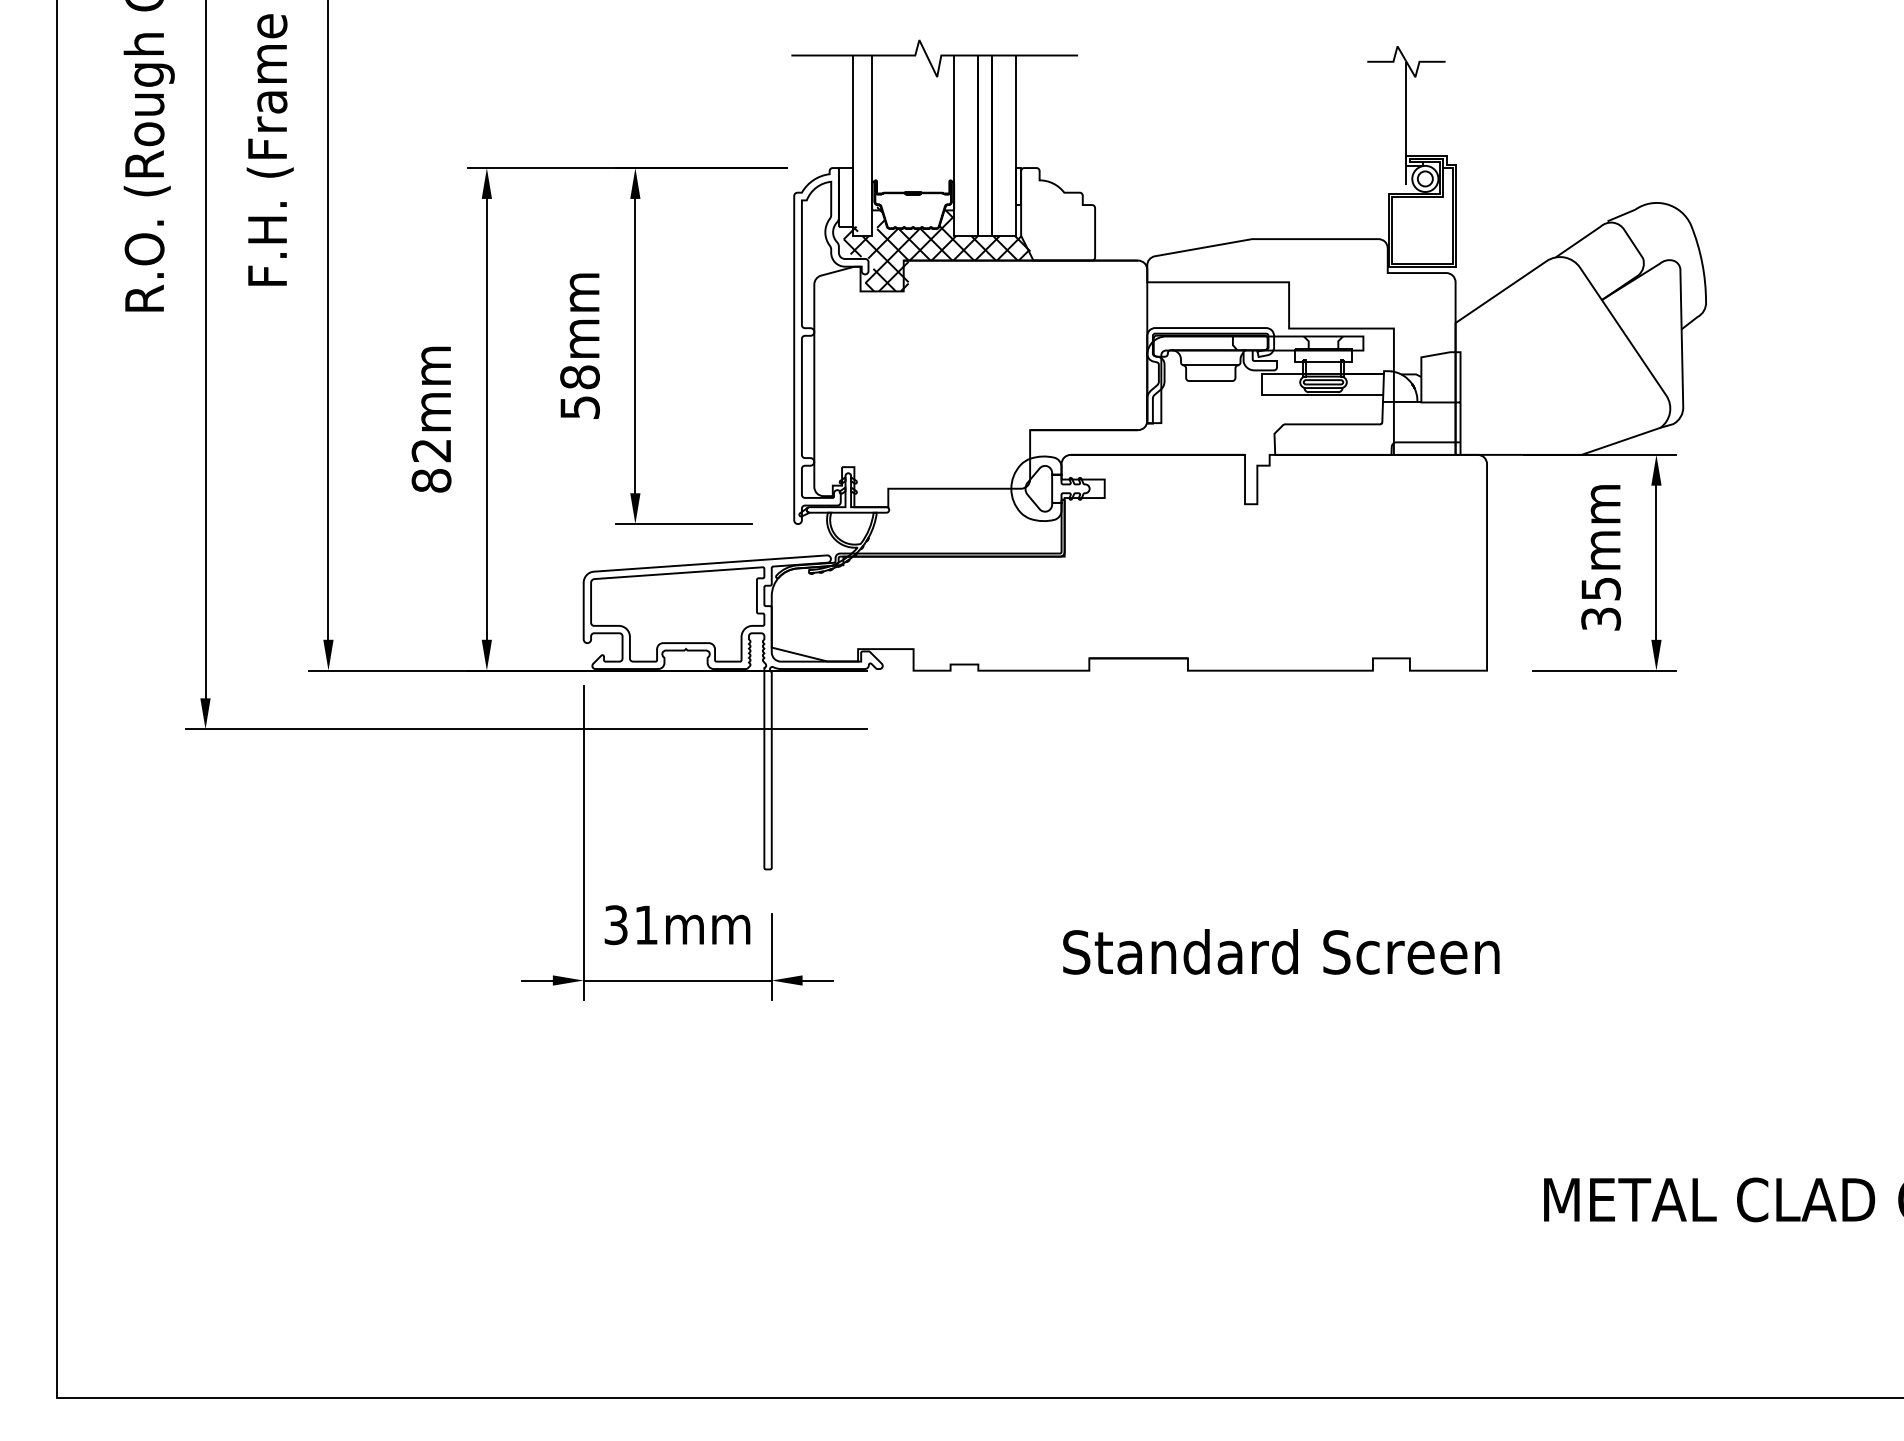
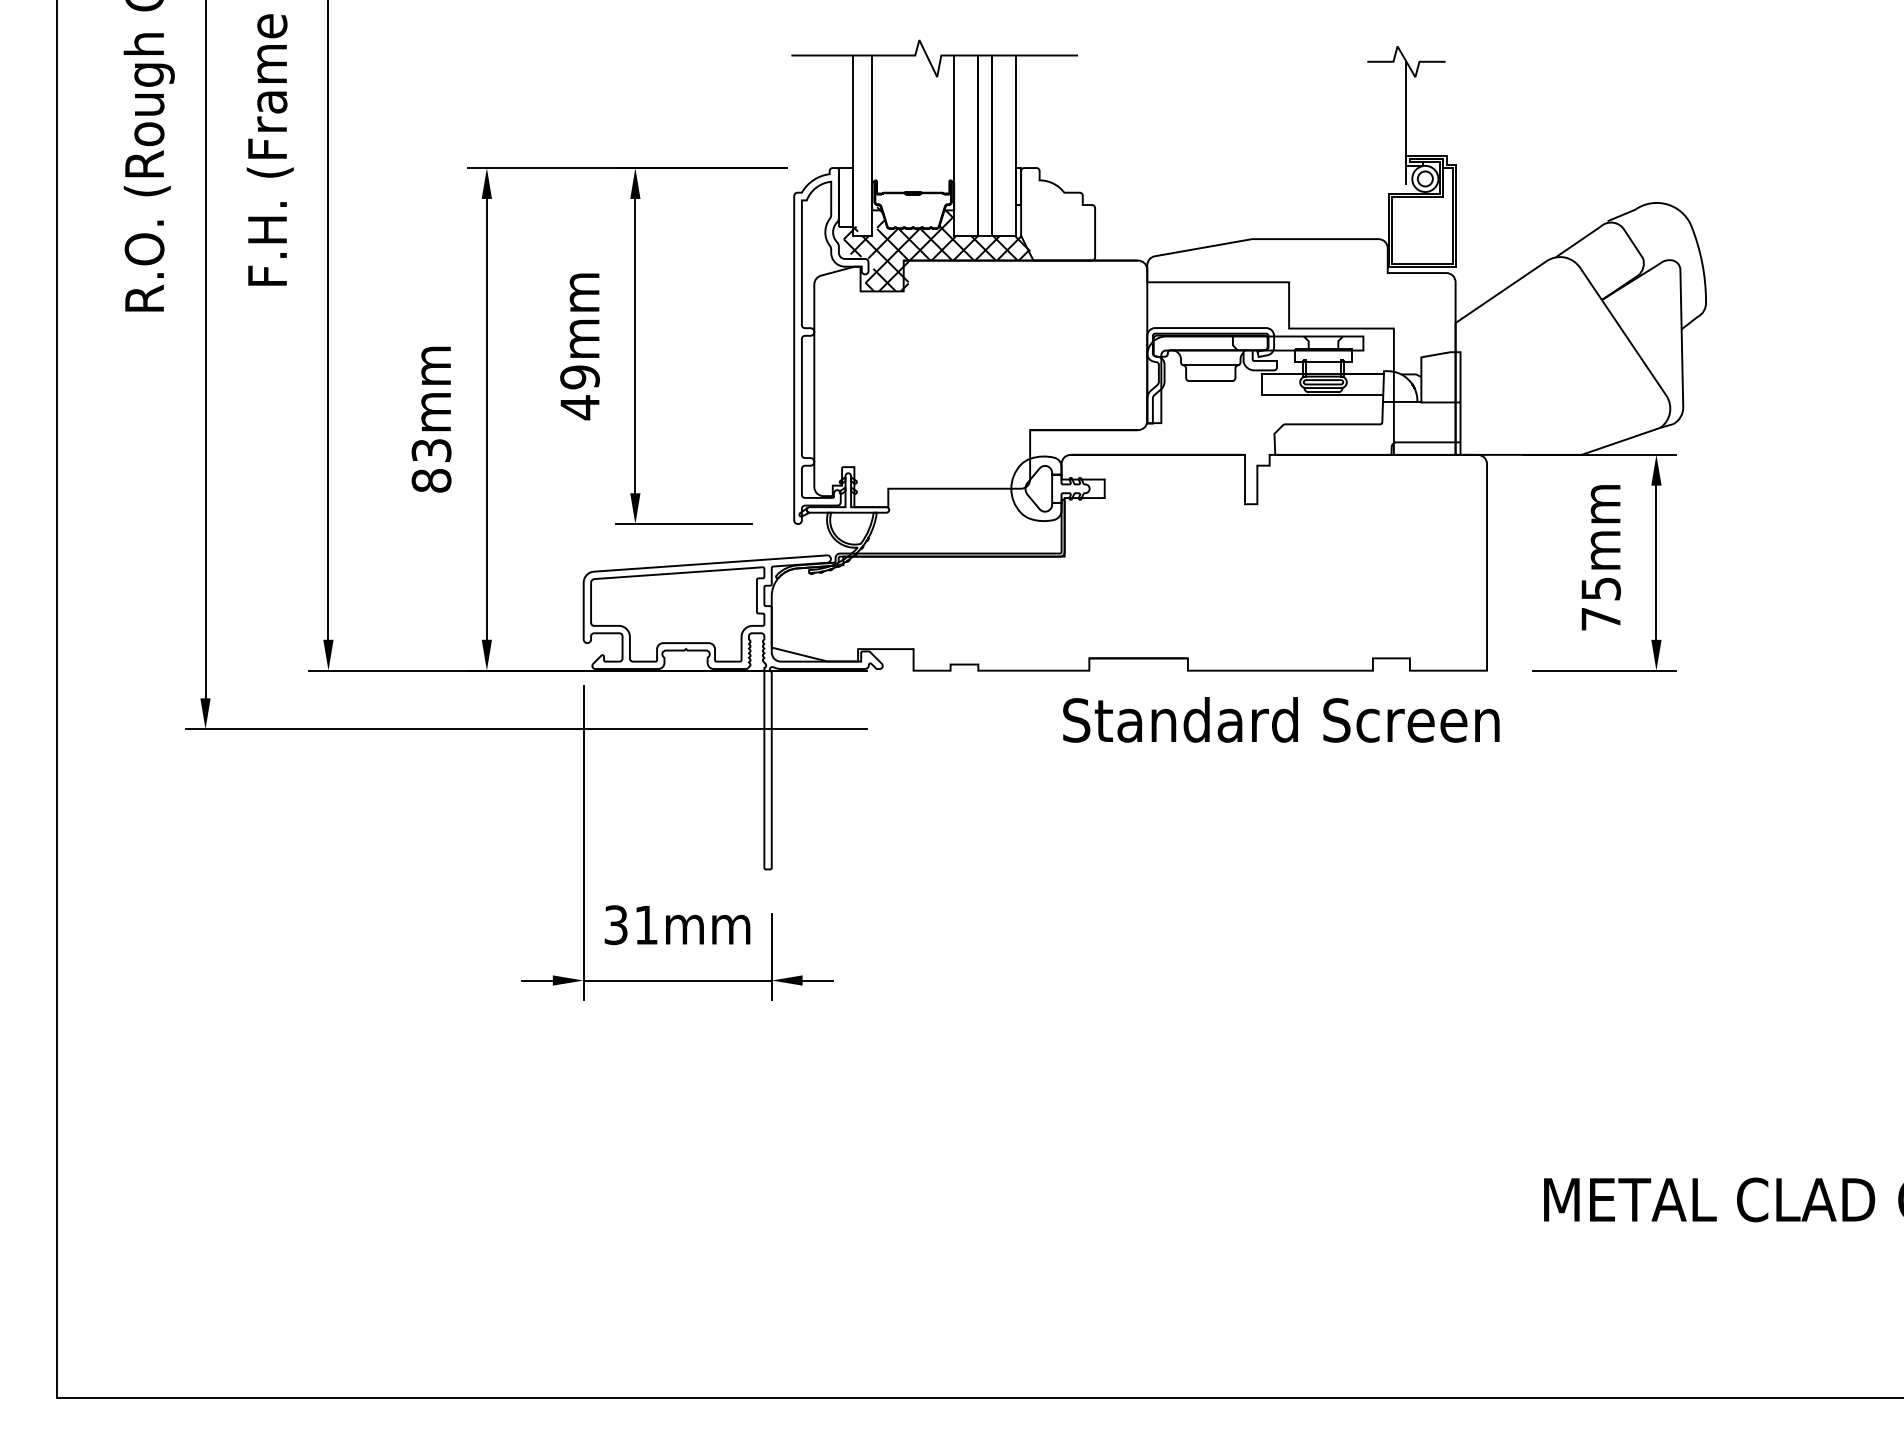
text: 58mm -> 49mm (579, 392)
text: 82mm -> 83mm (431, 450)
text: 35mm -> 75mm (1601, 618)
text position: (1281, 951) -> (1281, 719) (1281, 719)
